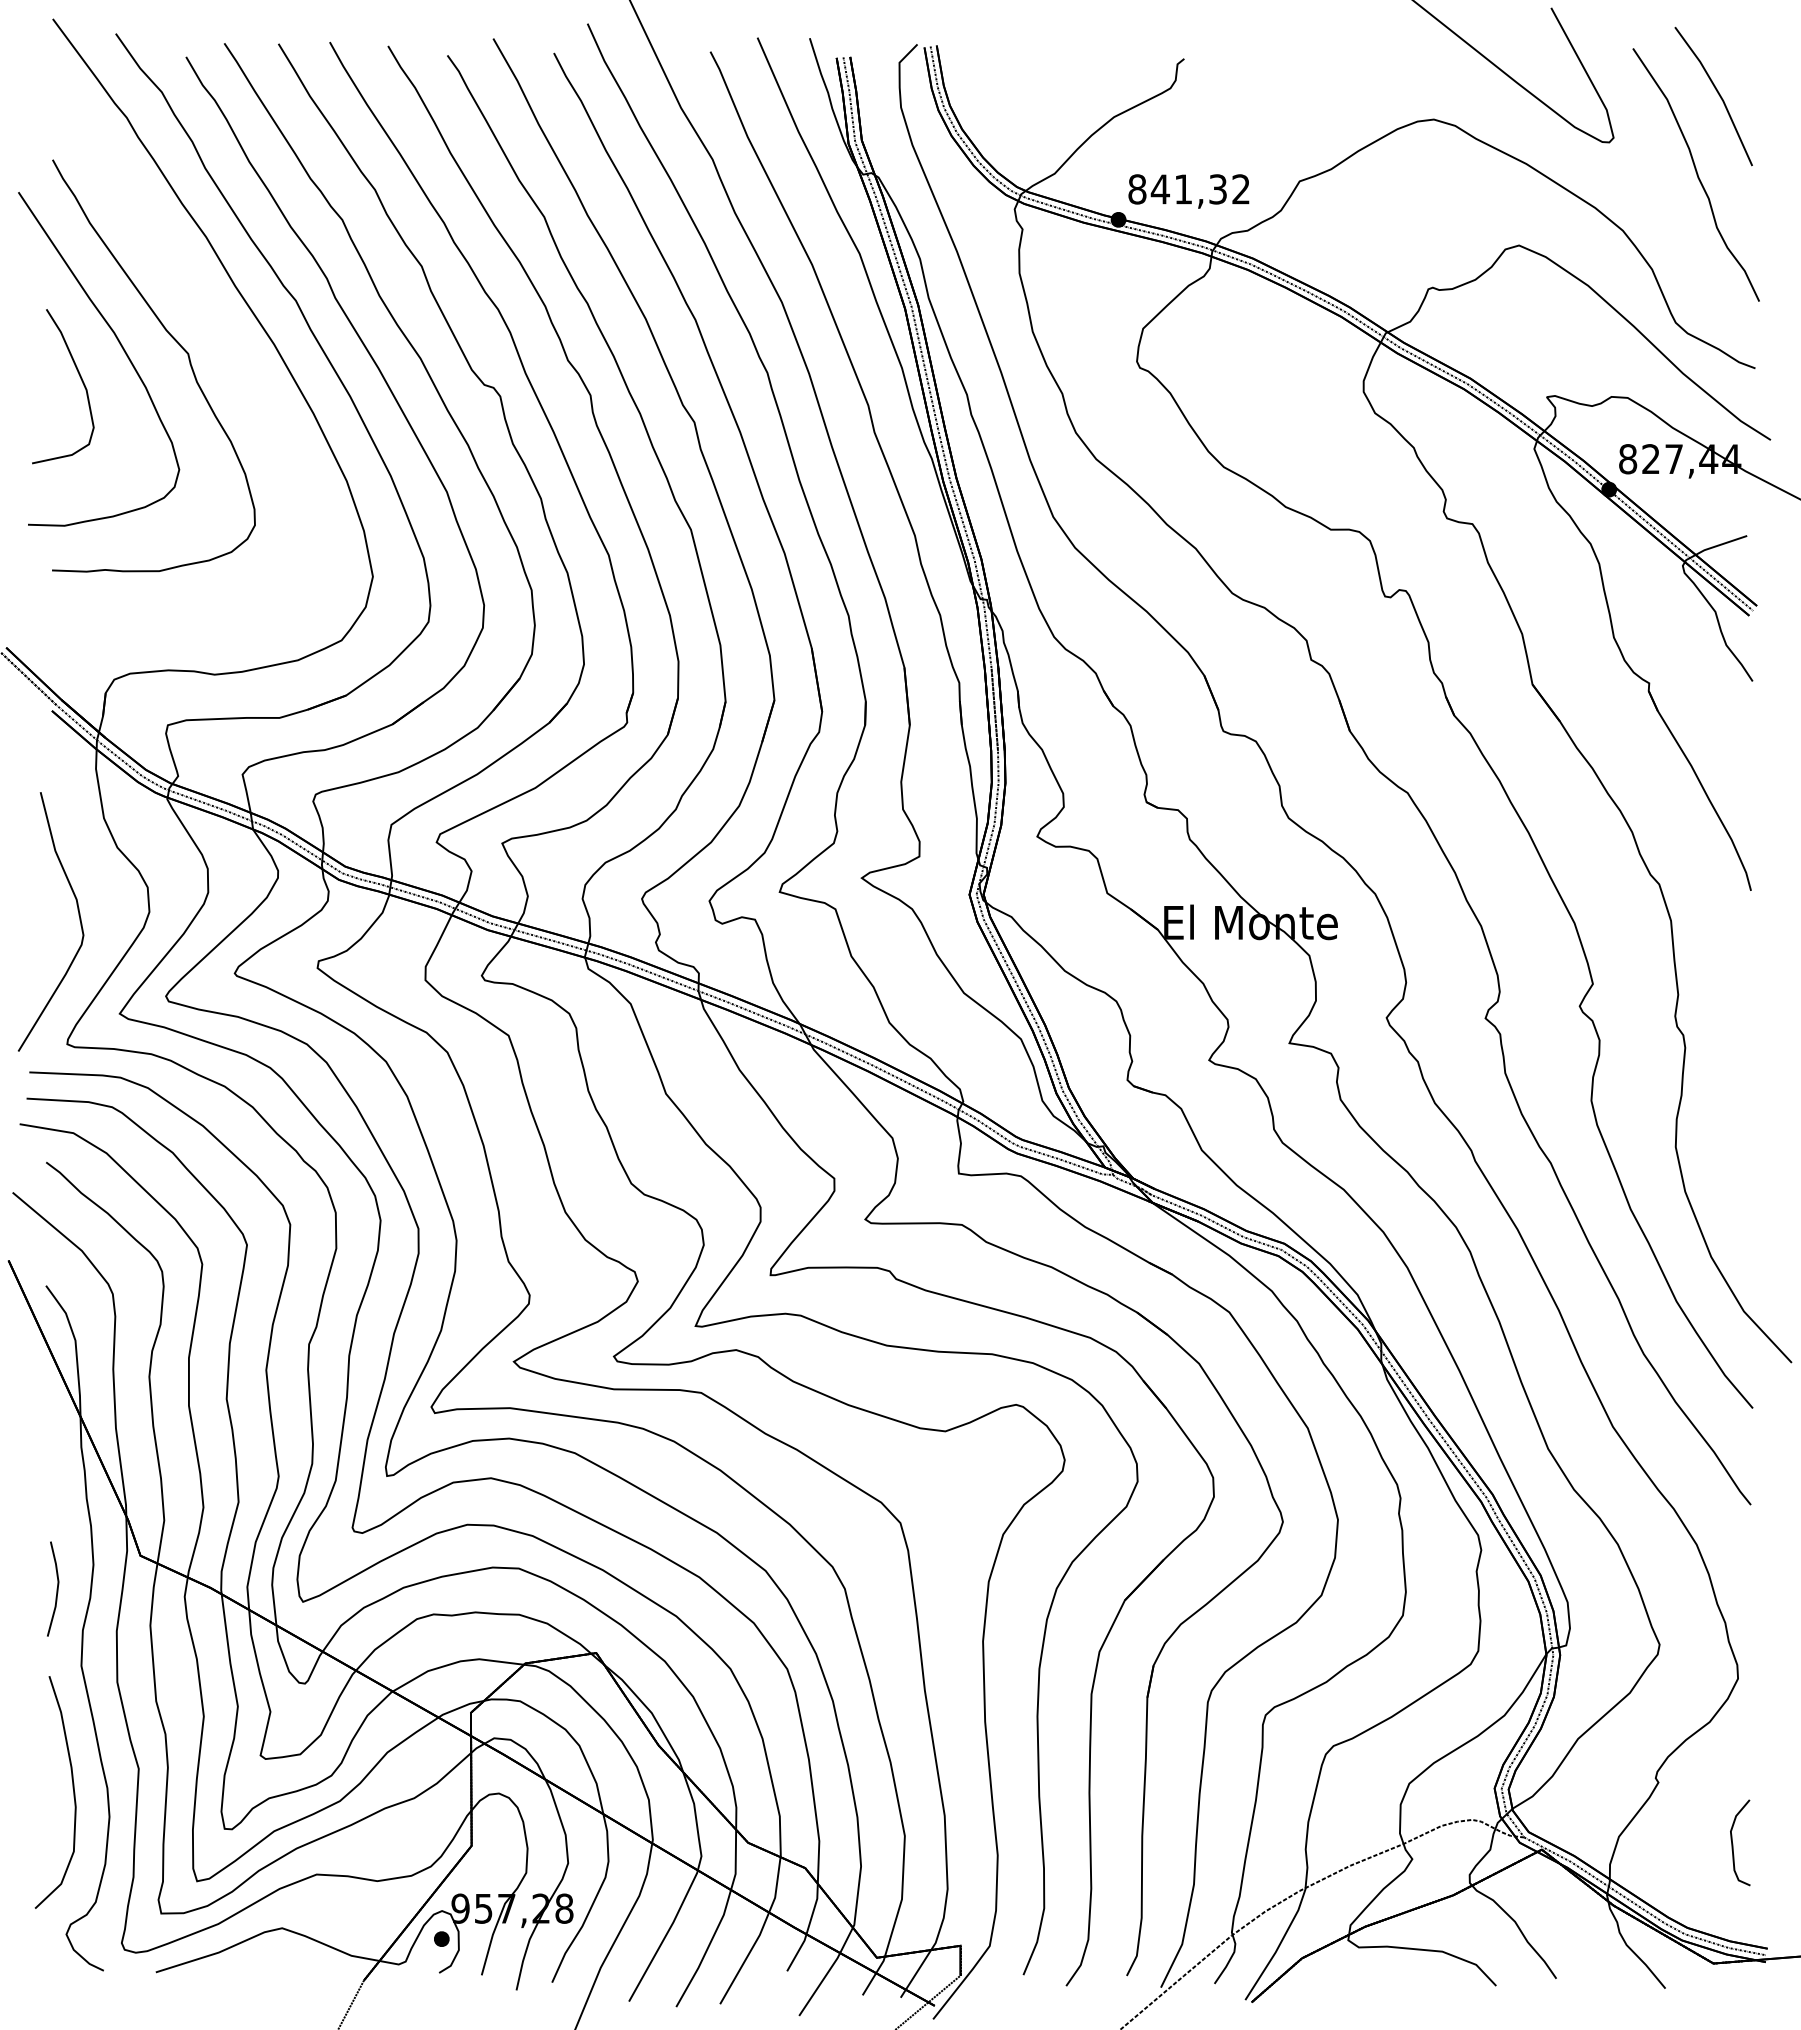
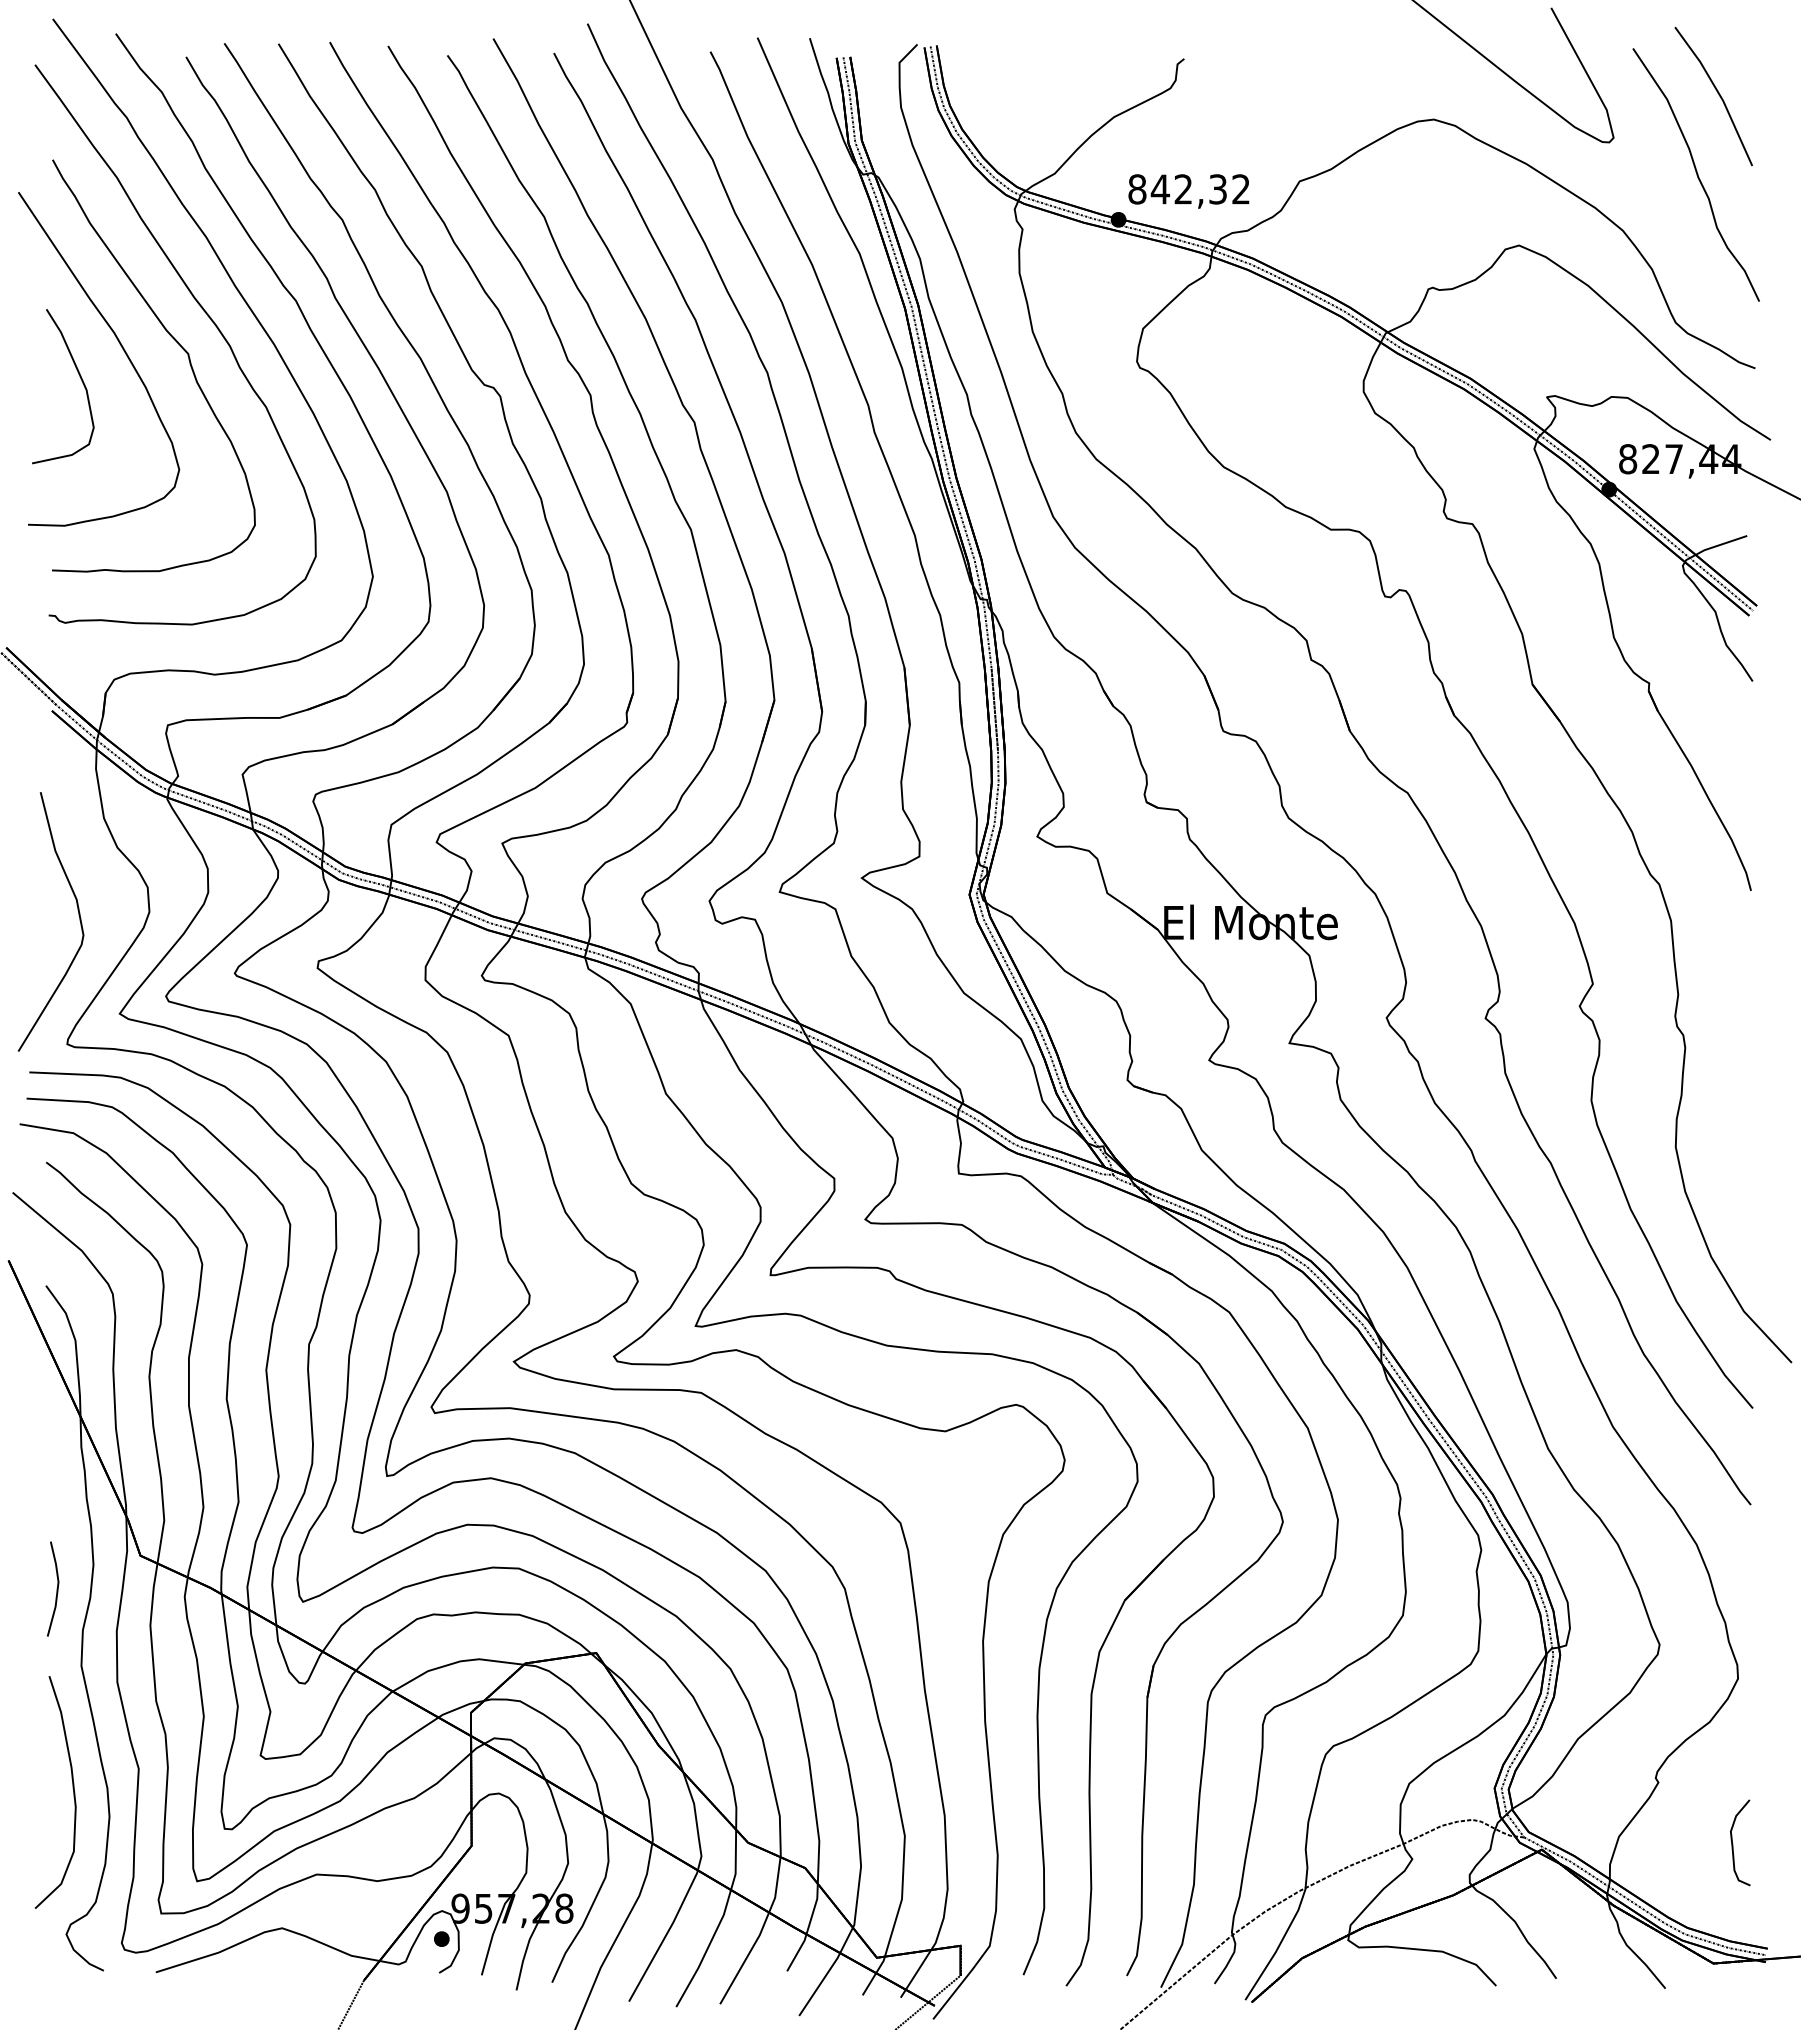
text: 841,32 -> 842,32 (1182, 189)
part: none -> present (207, 316)
